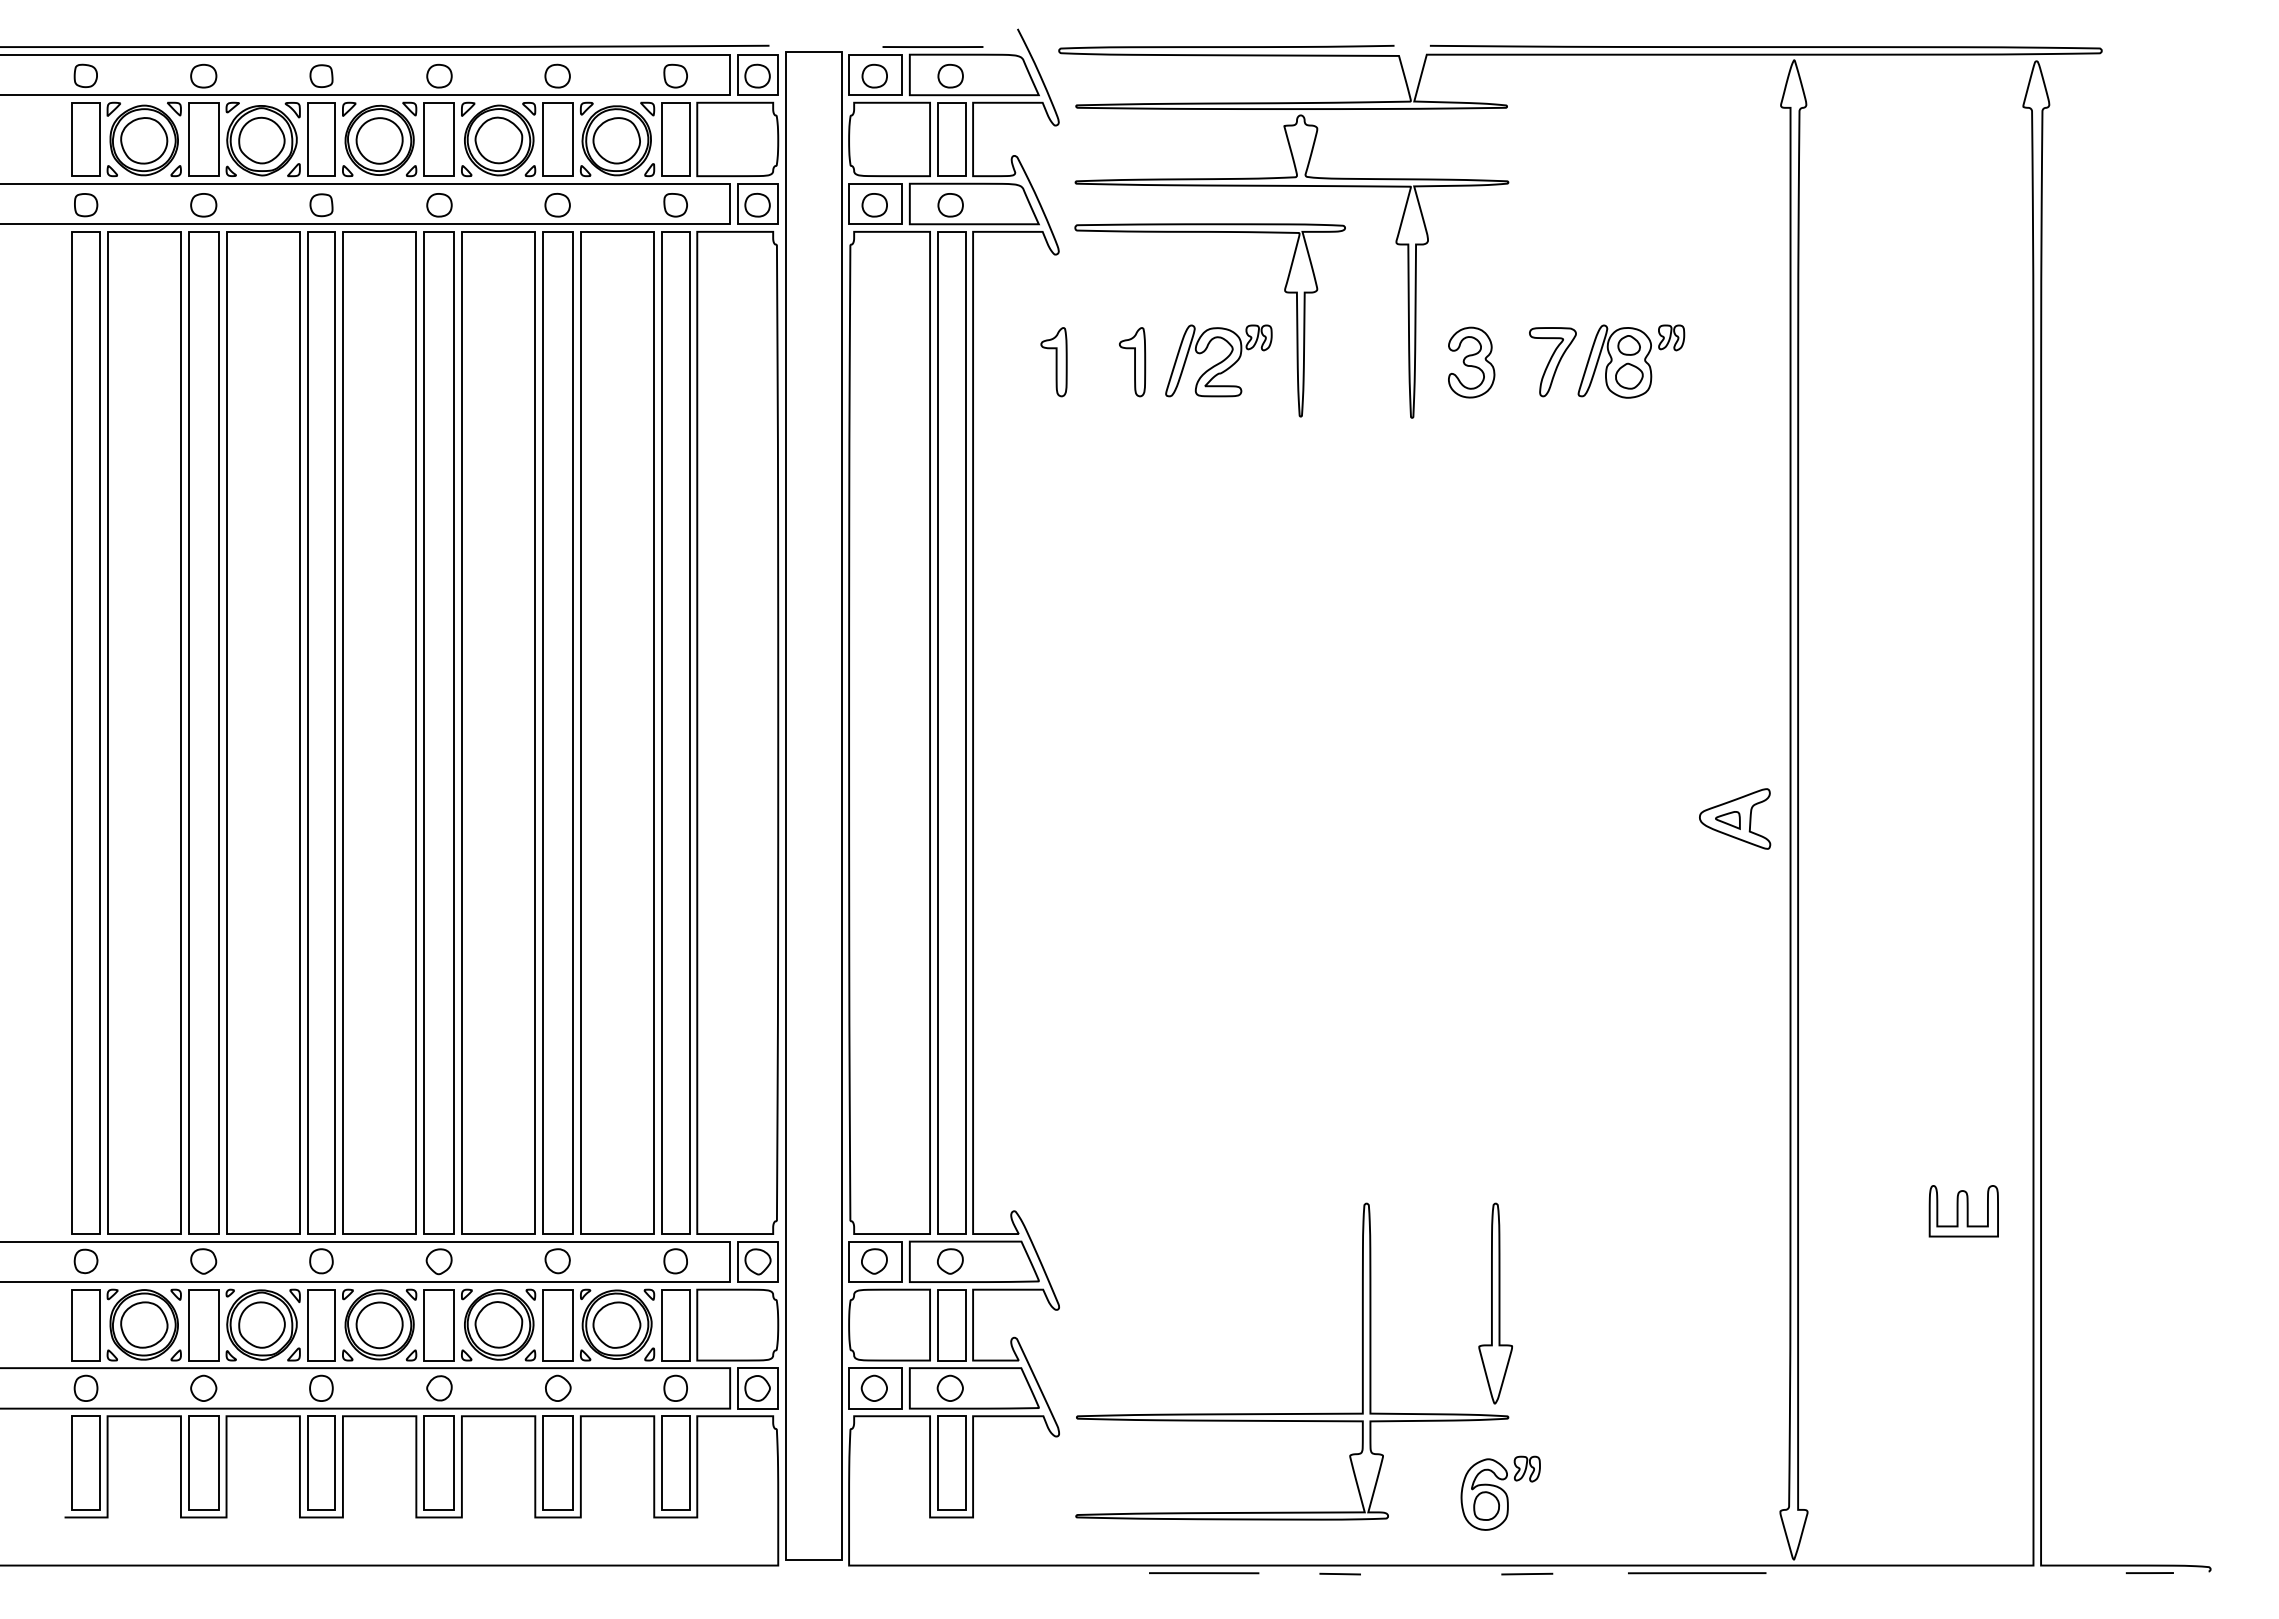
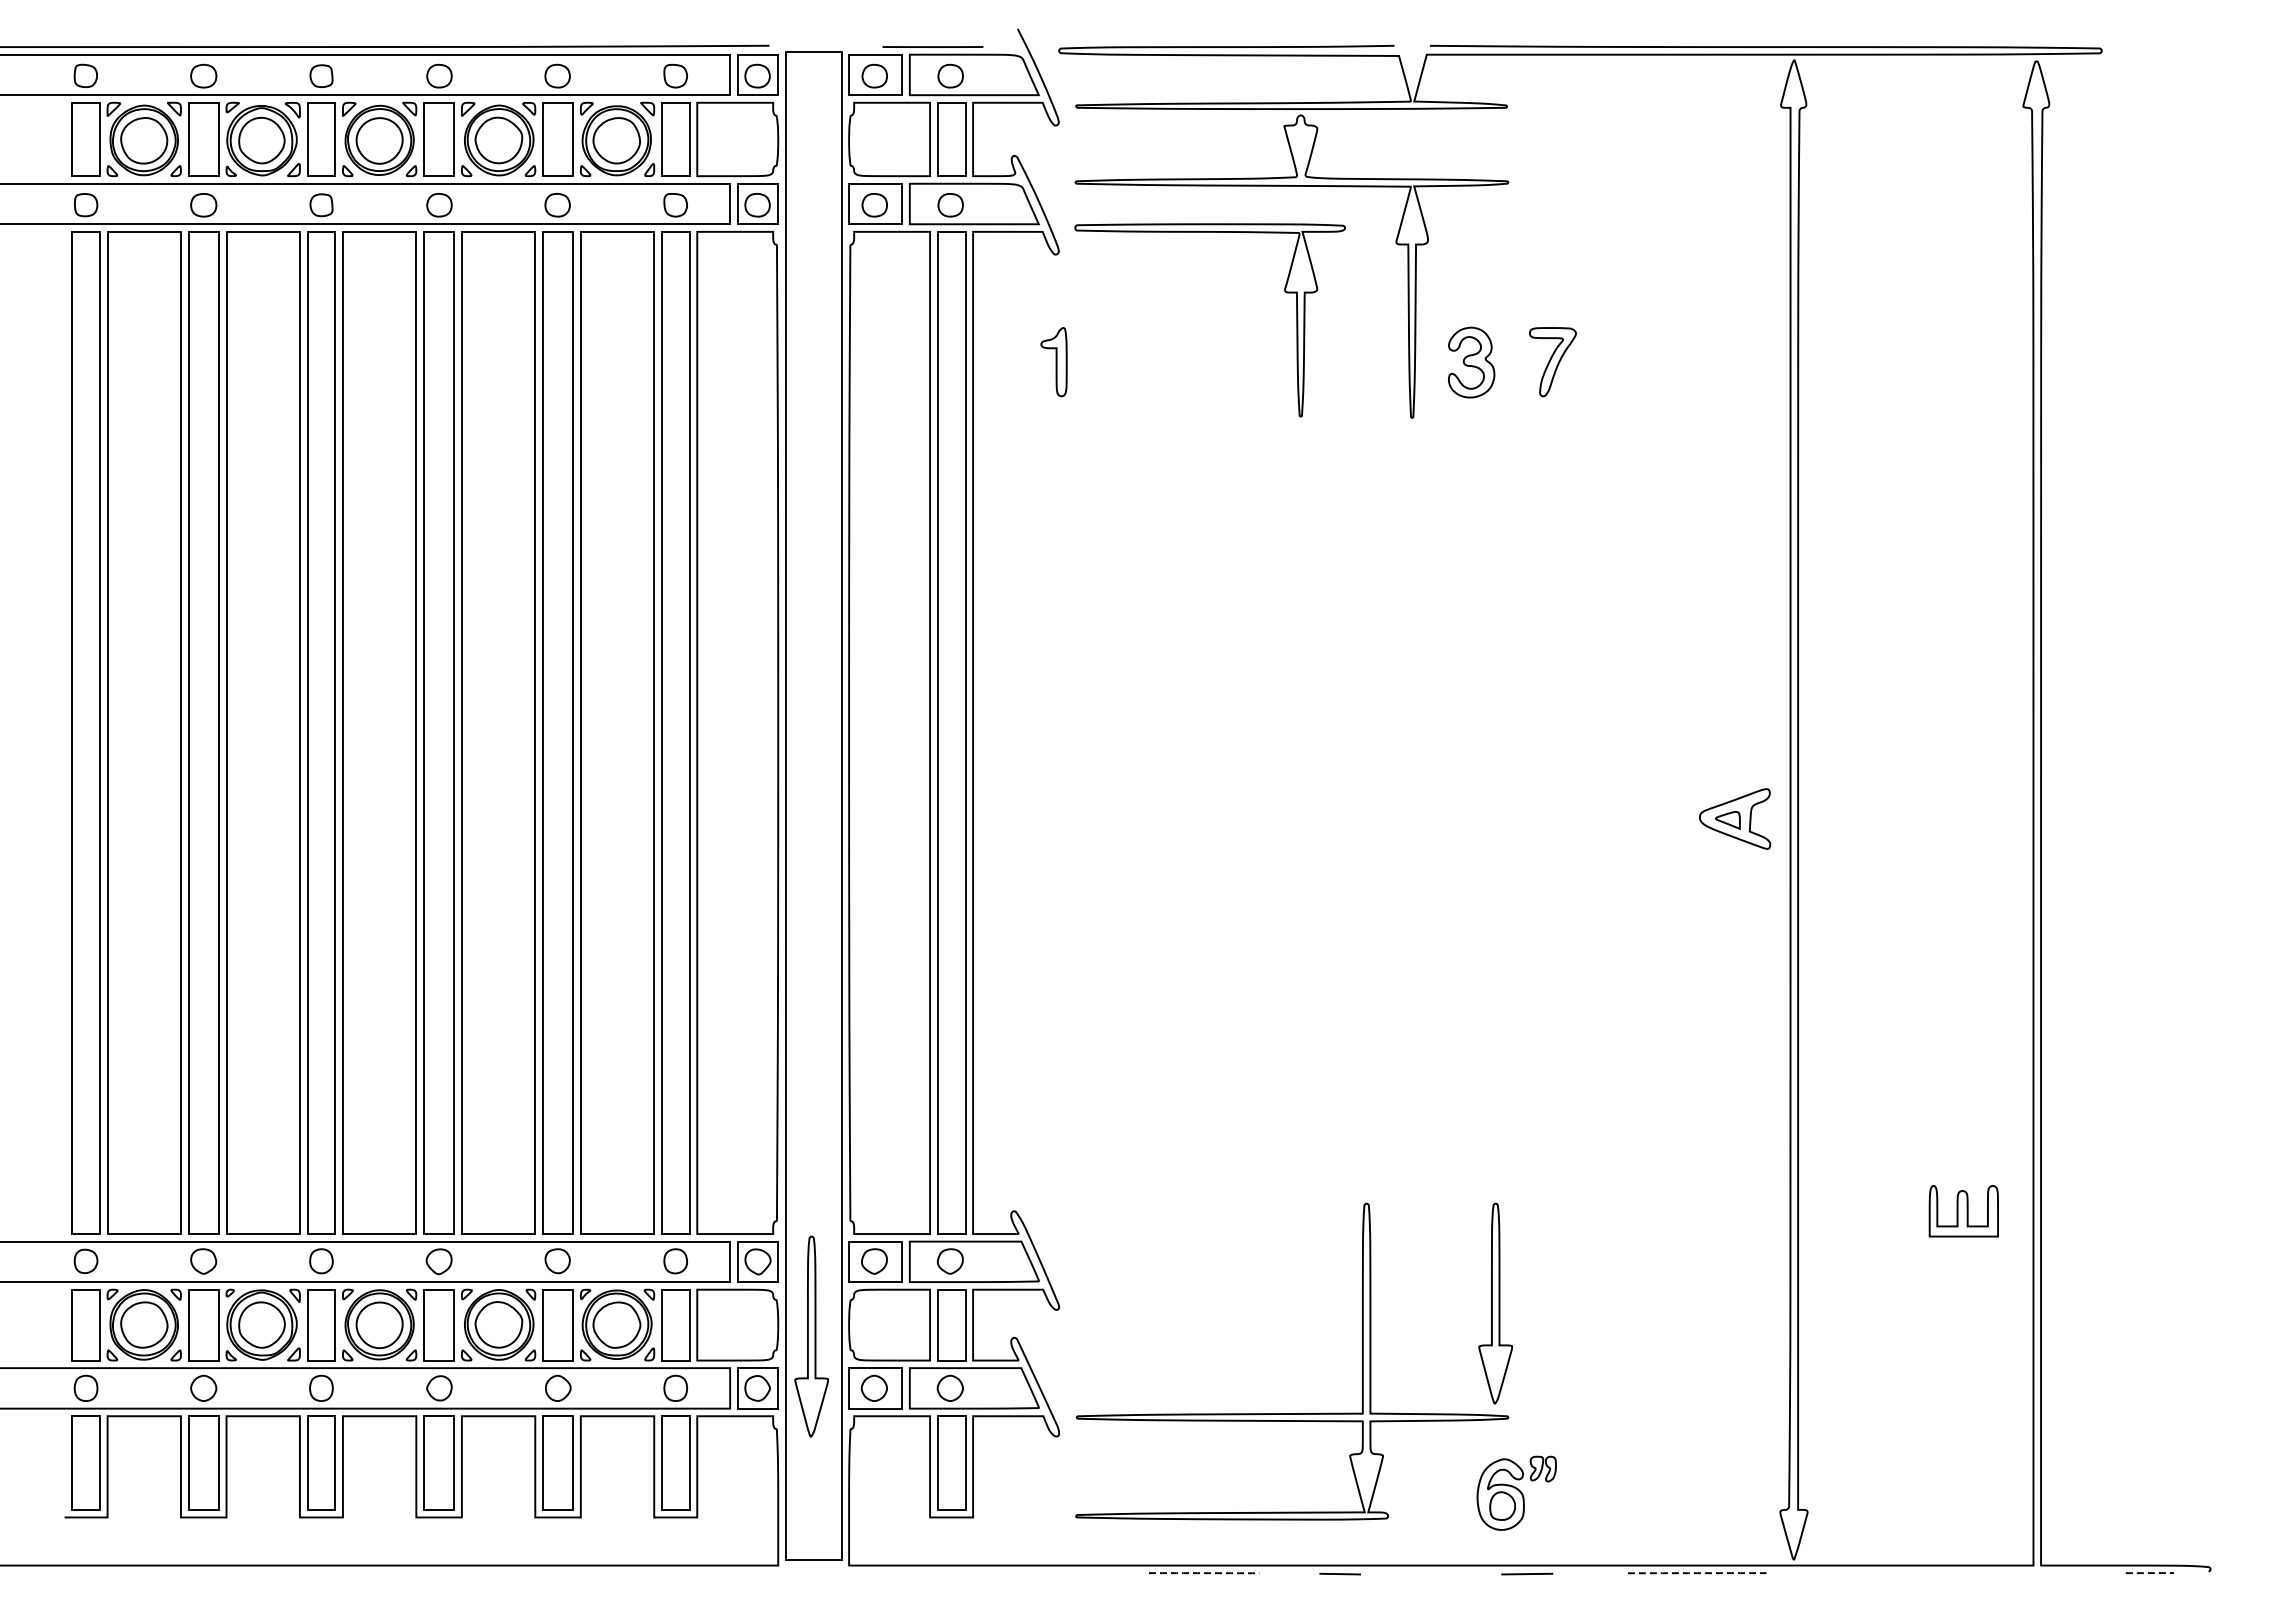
part: present -> none (1218, 360)
part: present -> none (1631, 361)
part: present -> none (1132, 362)
part: none -> present (811, 1336)
part position: (1500, 1492) -> (1516, 1492) (1516, 1492)
line: solid -> dashed (1204, 1573)
line: solid -> dashed (1697, 1573)
line: solid -> dashed (2149, 1573)
